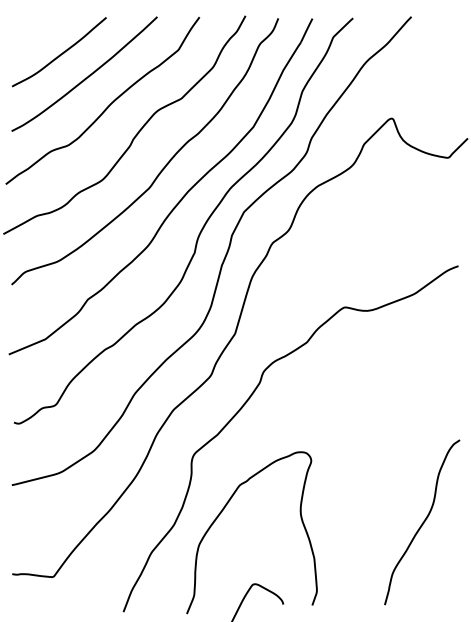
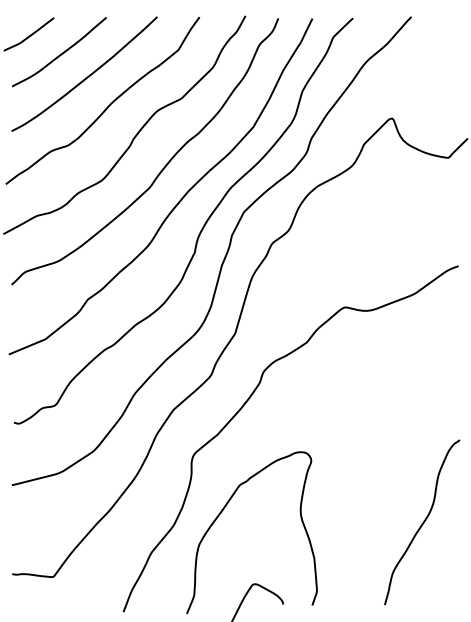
curve: none -> present (29, 35)
